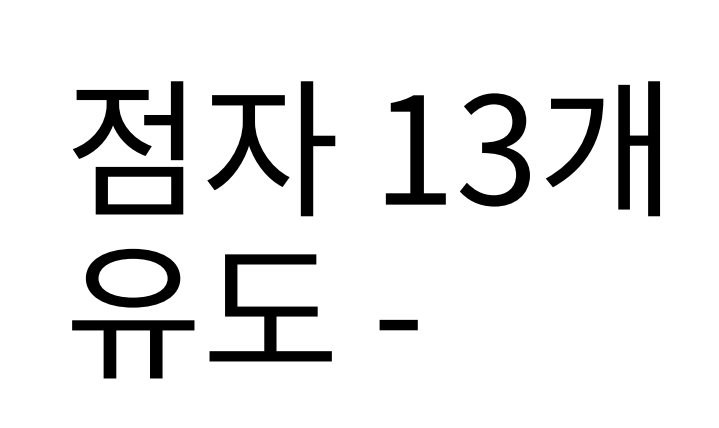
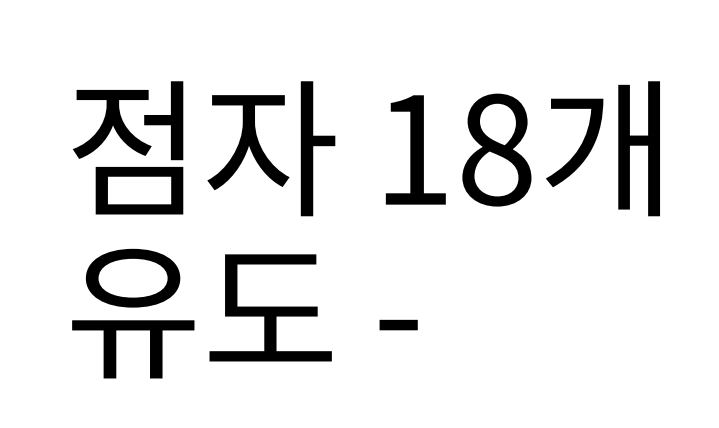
text: 13 -> 18 (495, 149)
